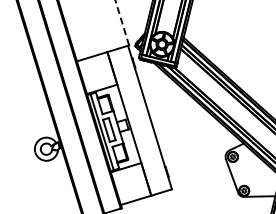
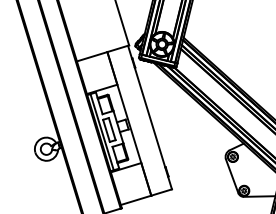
line: dashed -> solid (122, 22)
